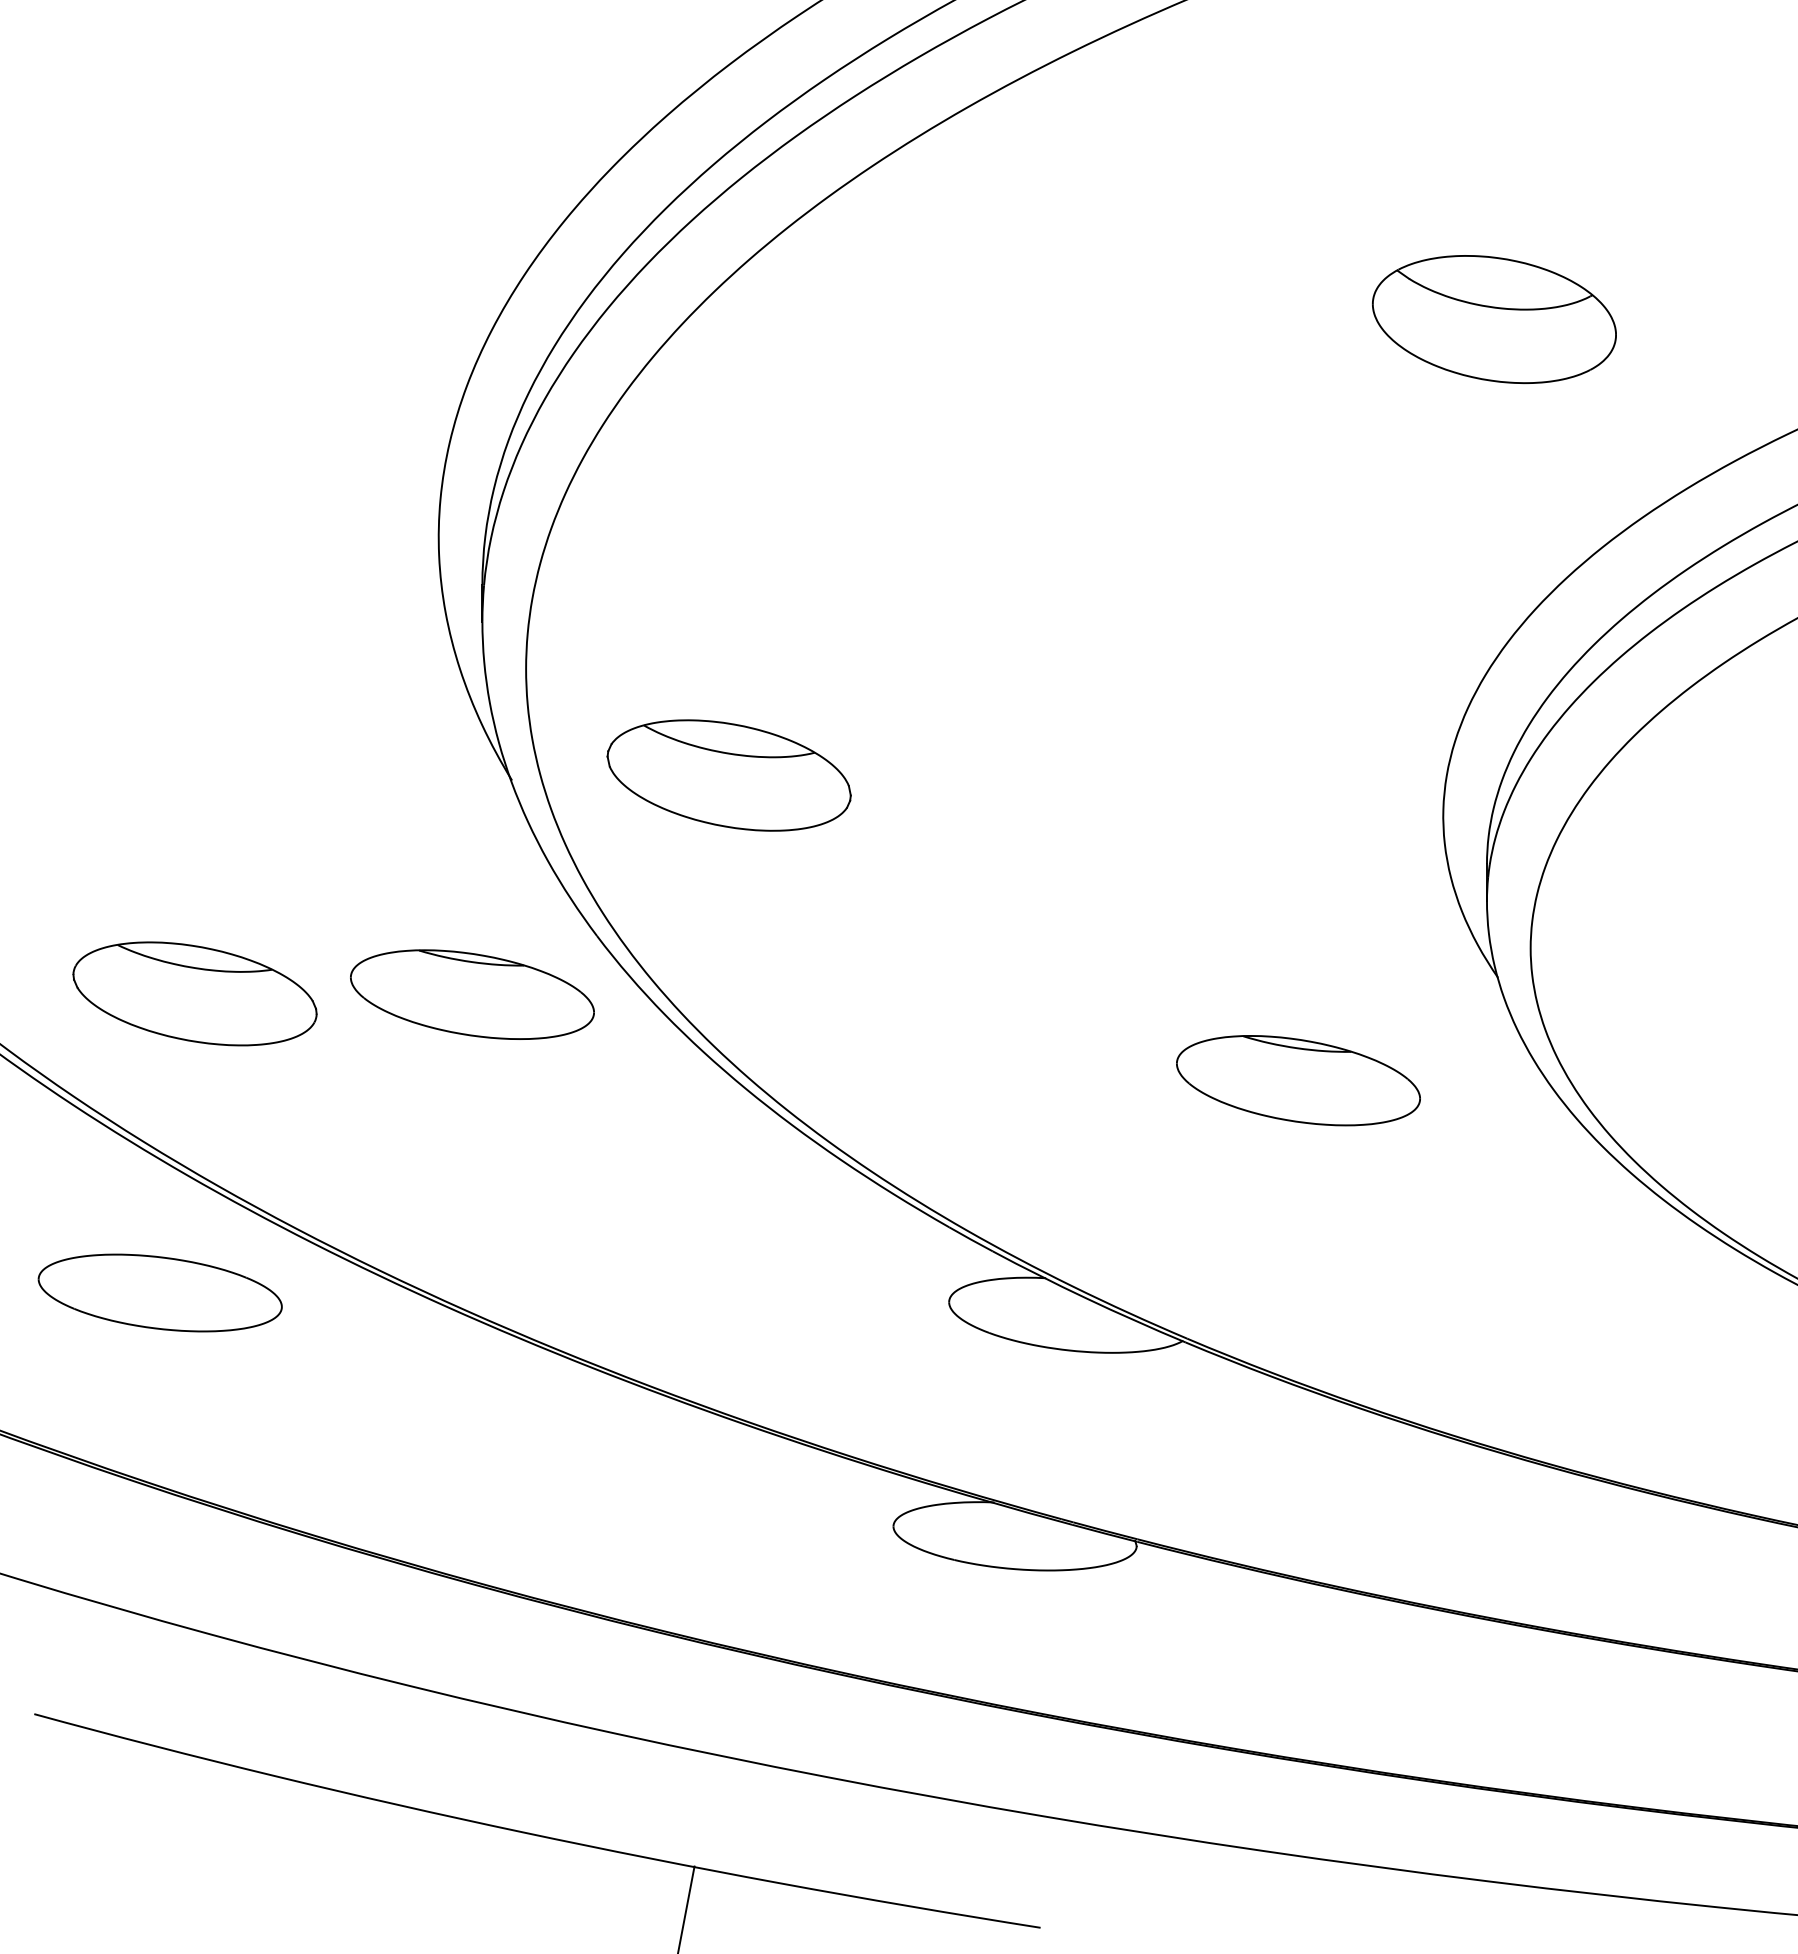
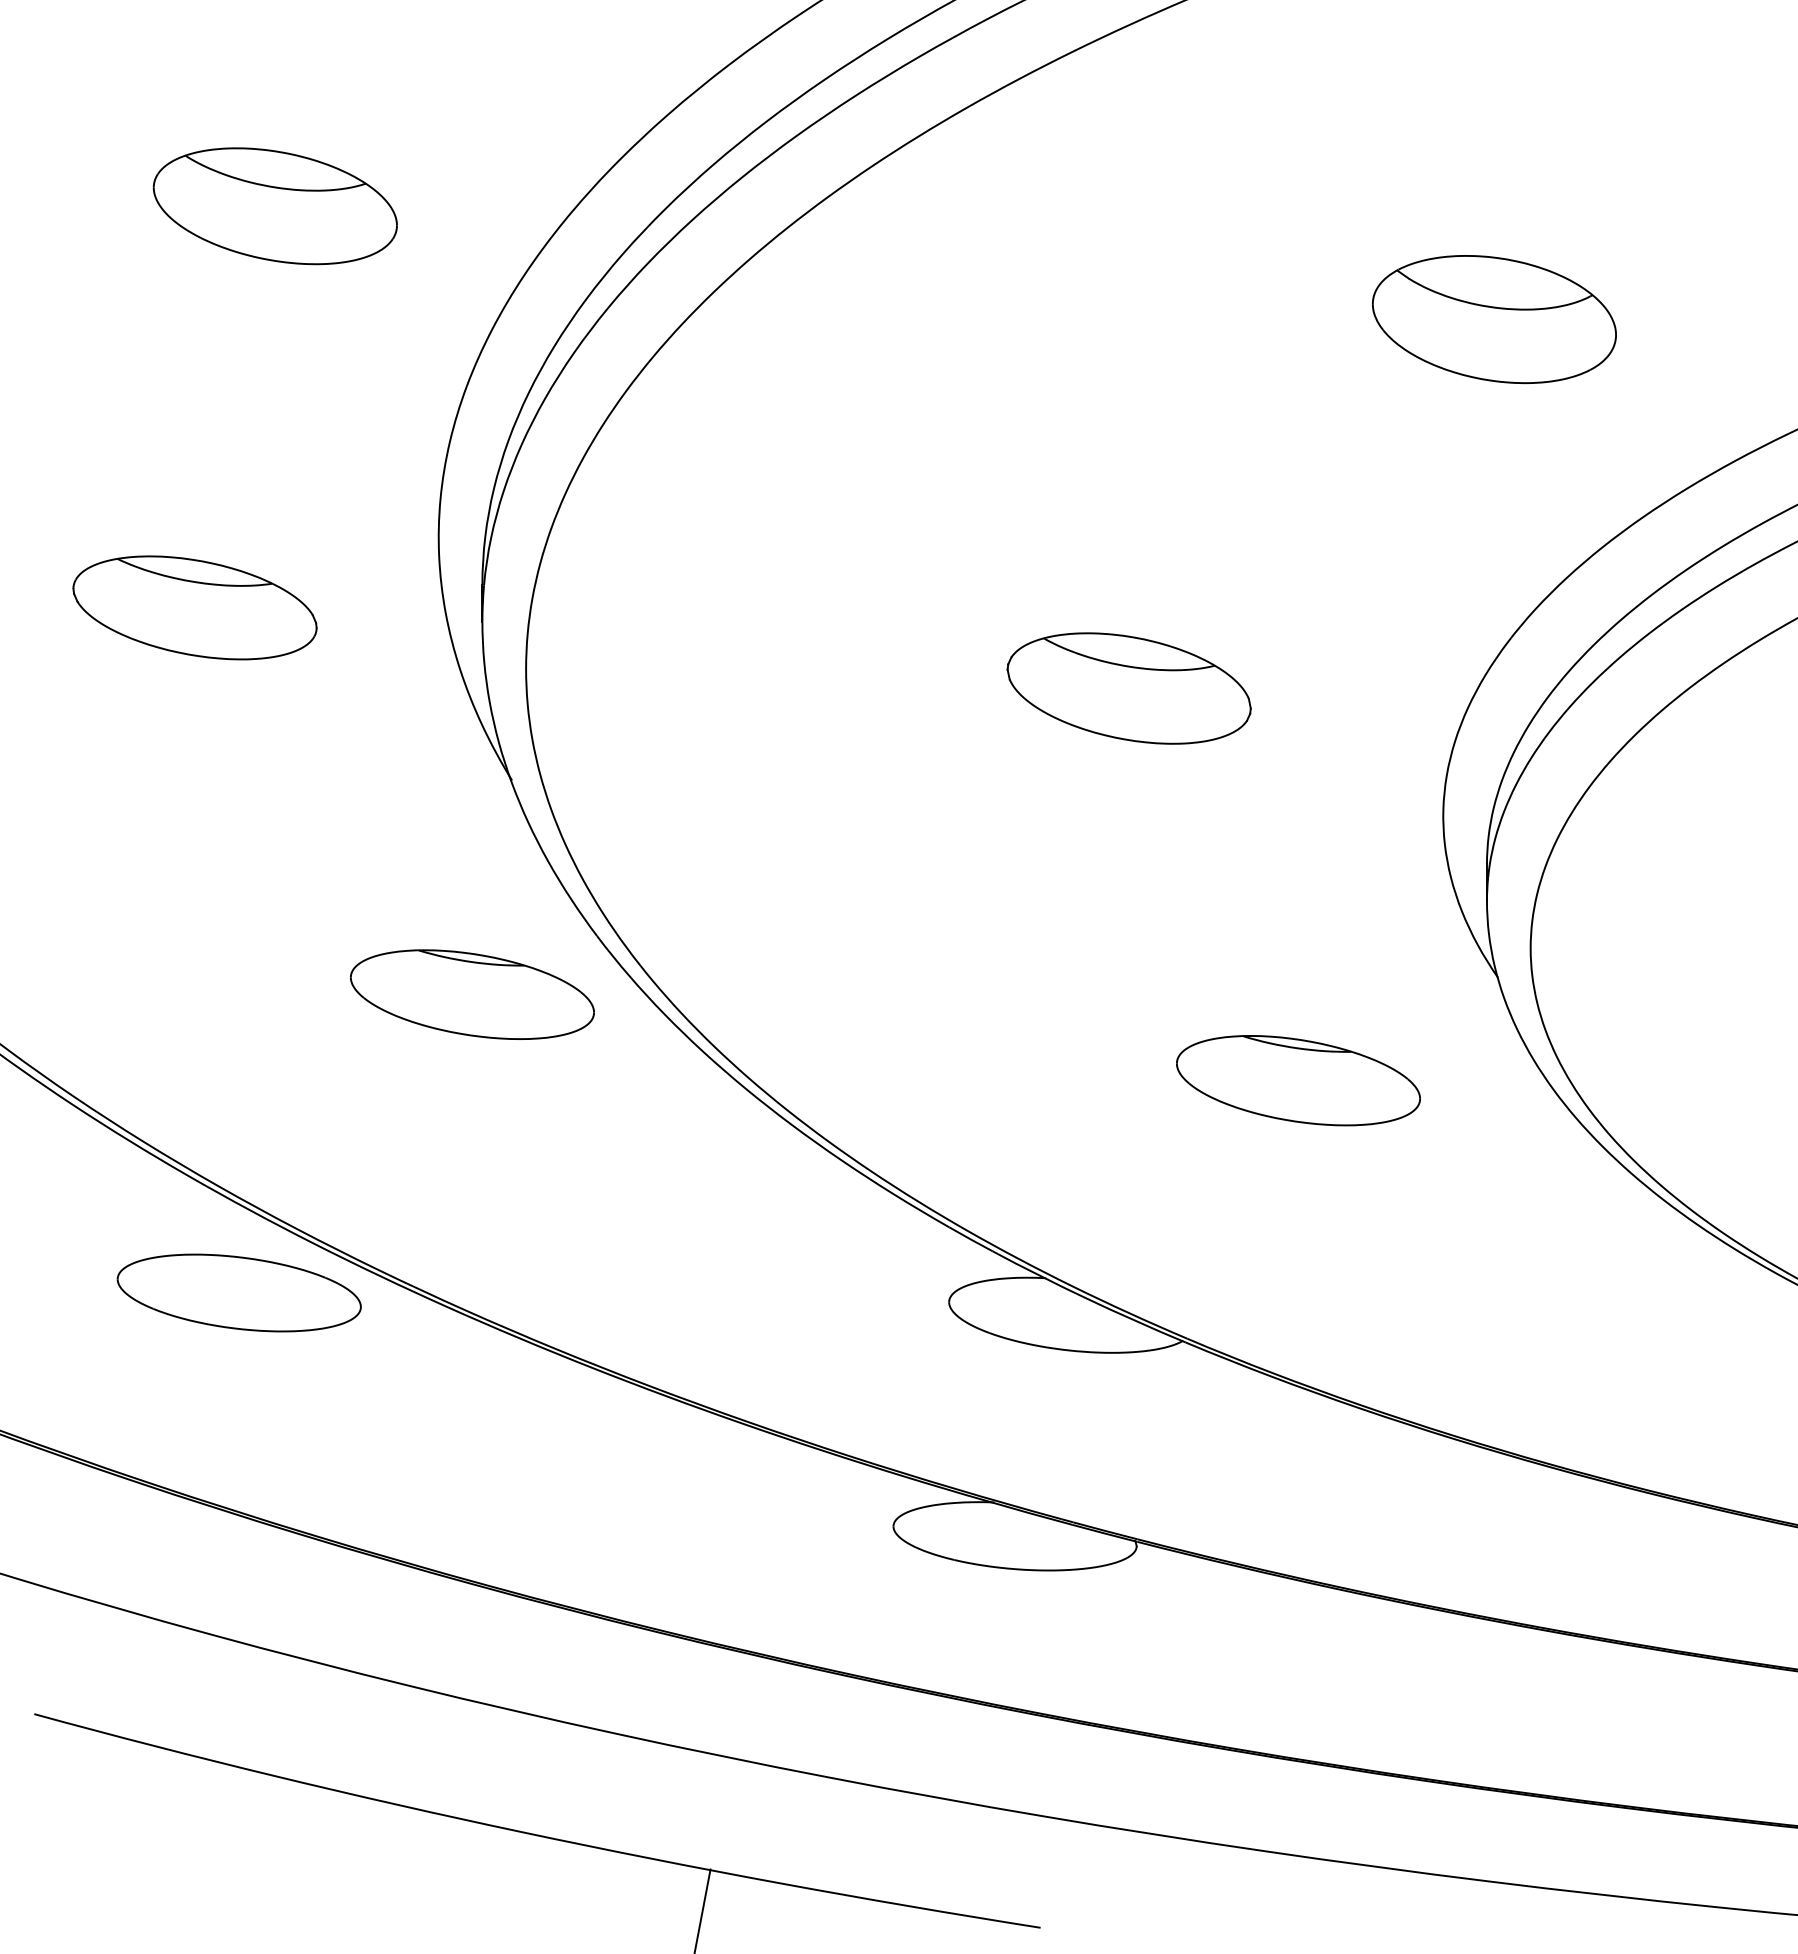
part: none -> present (274, 206)
part position: (728, 775) -> (1128, 688) (1128, 688)
part position: (194, 993) -> (194, 607) (194, 607)
part position: (159, 1292) -> (238, 1292) (238, 1292)
line position: (686, 1908) -> (702, 1909) (702, 1909)
